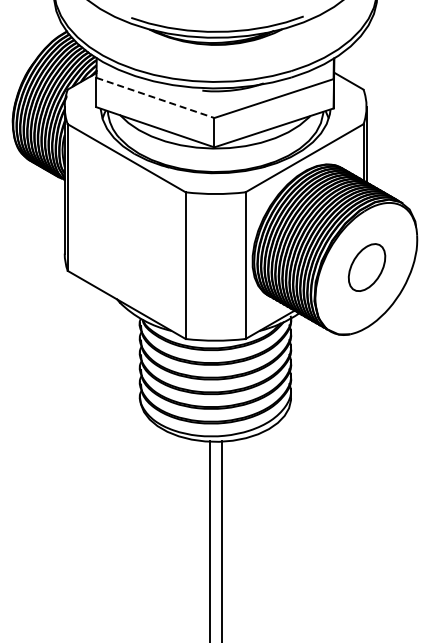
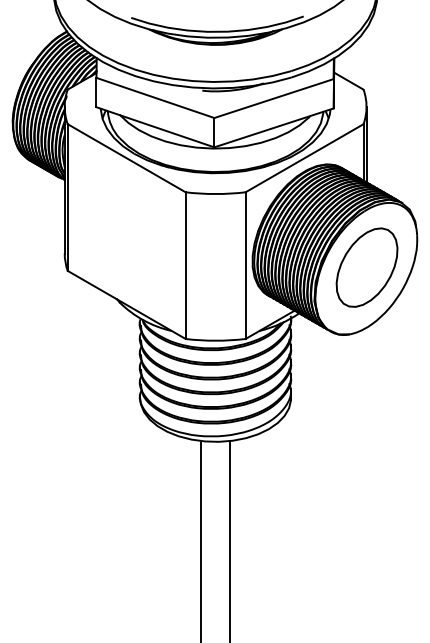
line: dashed -> solid (155, 98)
part size: 40x49 px -> 64x81 px (366, 267)
line position: (210, 540) -> (201, 540) (201, 540)
line position: (222, 540) -> (230, 540) (230, 540)
